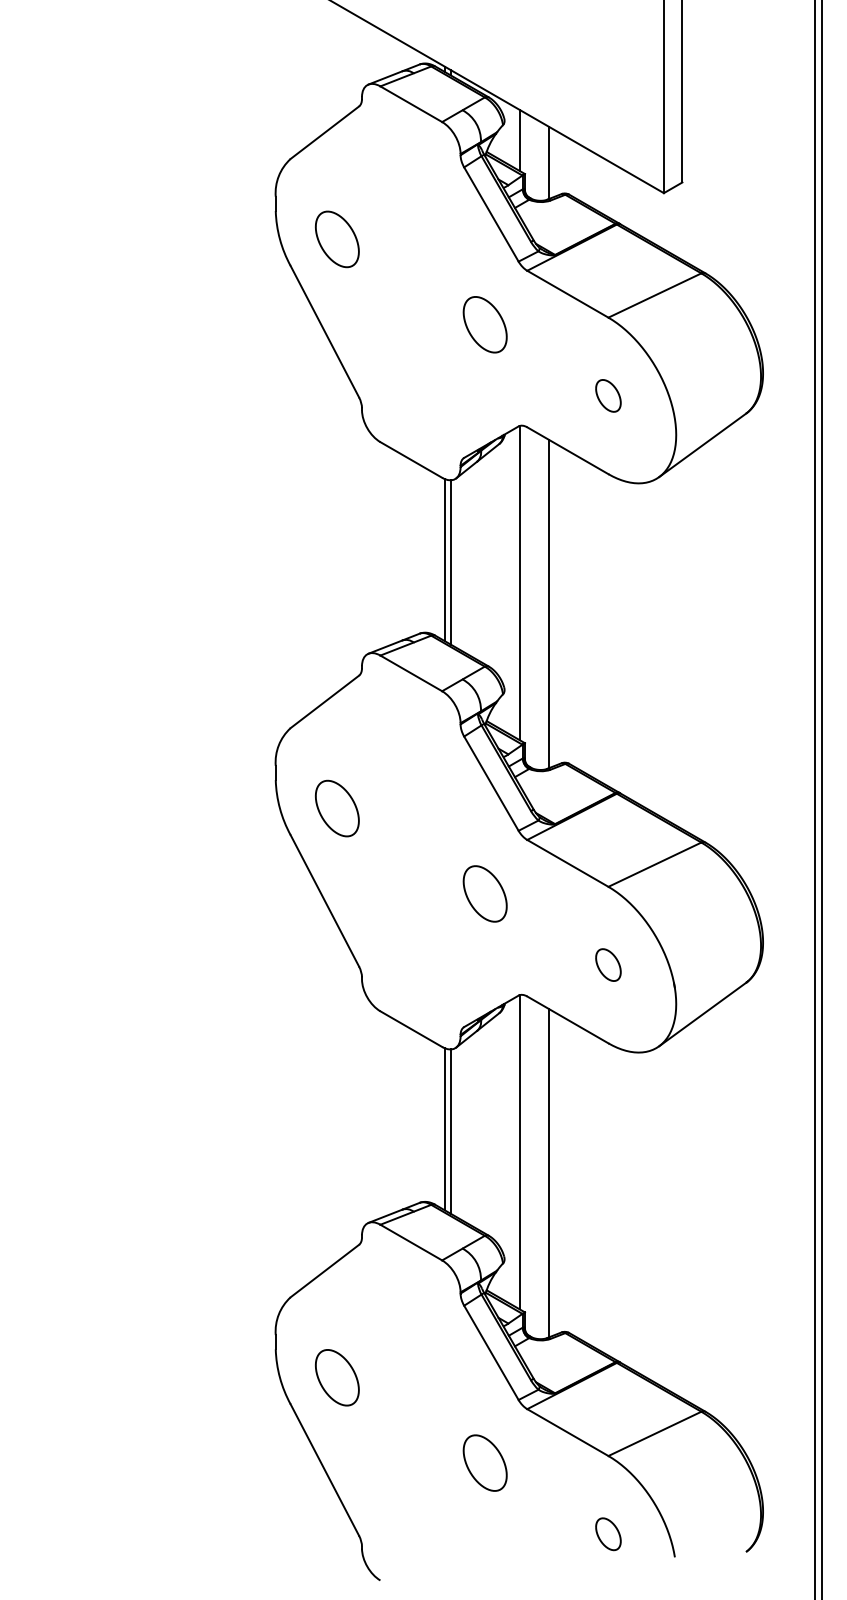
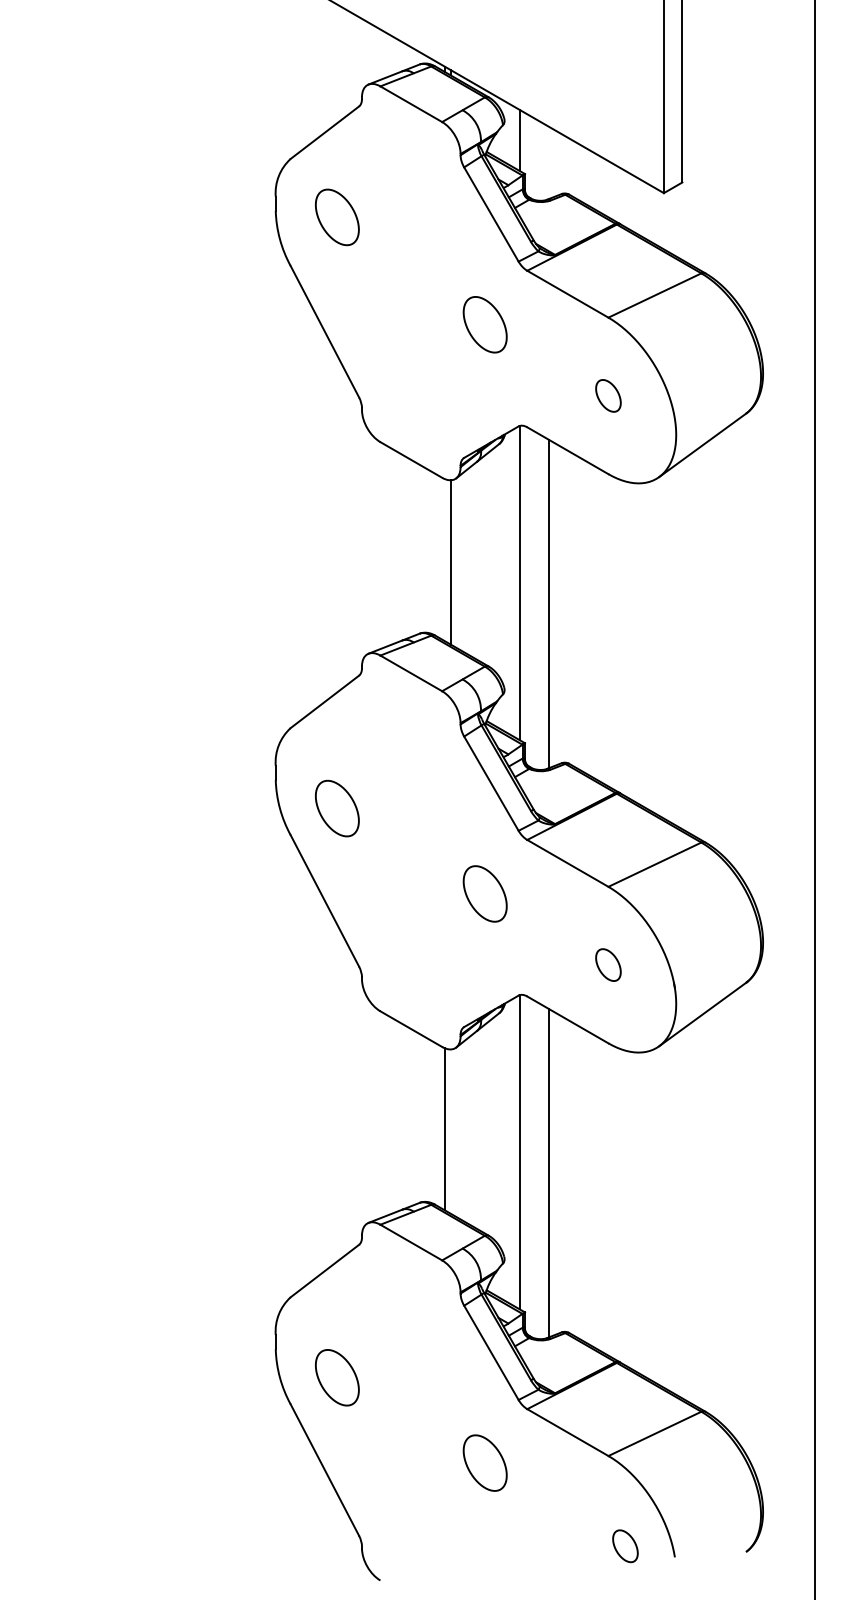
line: present -> none (549, 162)
part position: (337, 239) -> (337, 217) (337, 217)
line: present -> none (444, 560)
line: present -> none (821, 799)
line: present -> none (450, 1131)
part position: (608, 1534) -> (625, 1546) (625, 1546)
